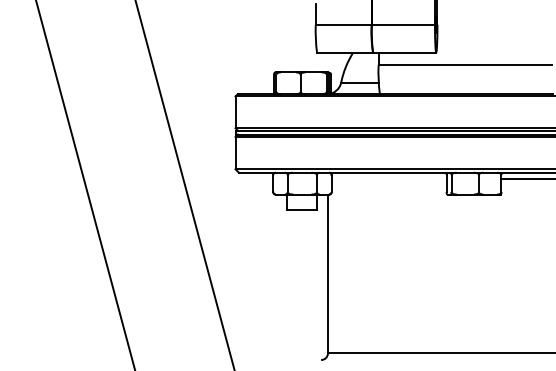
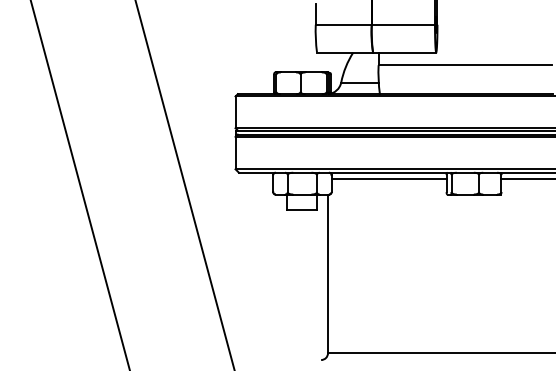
line: none -> present (388, 178)
line position: (85, 184) -> (80, 184) (80, 184)
